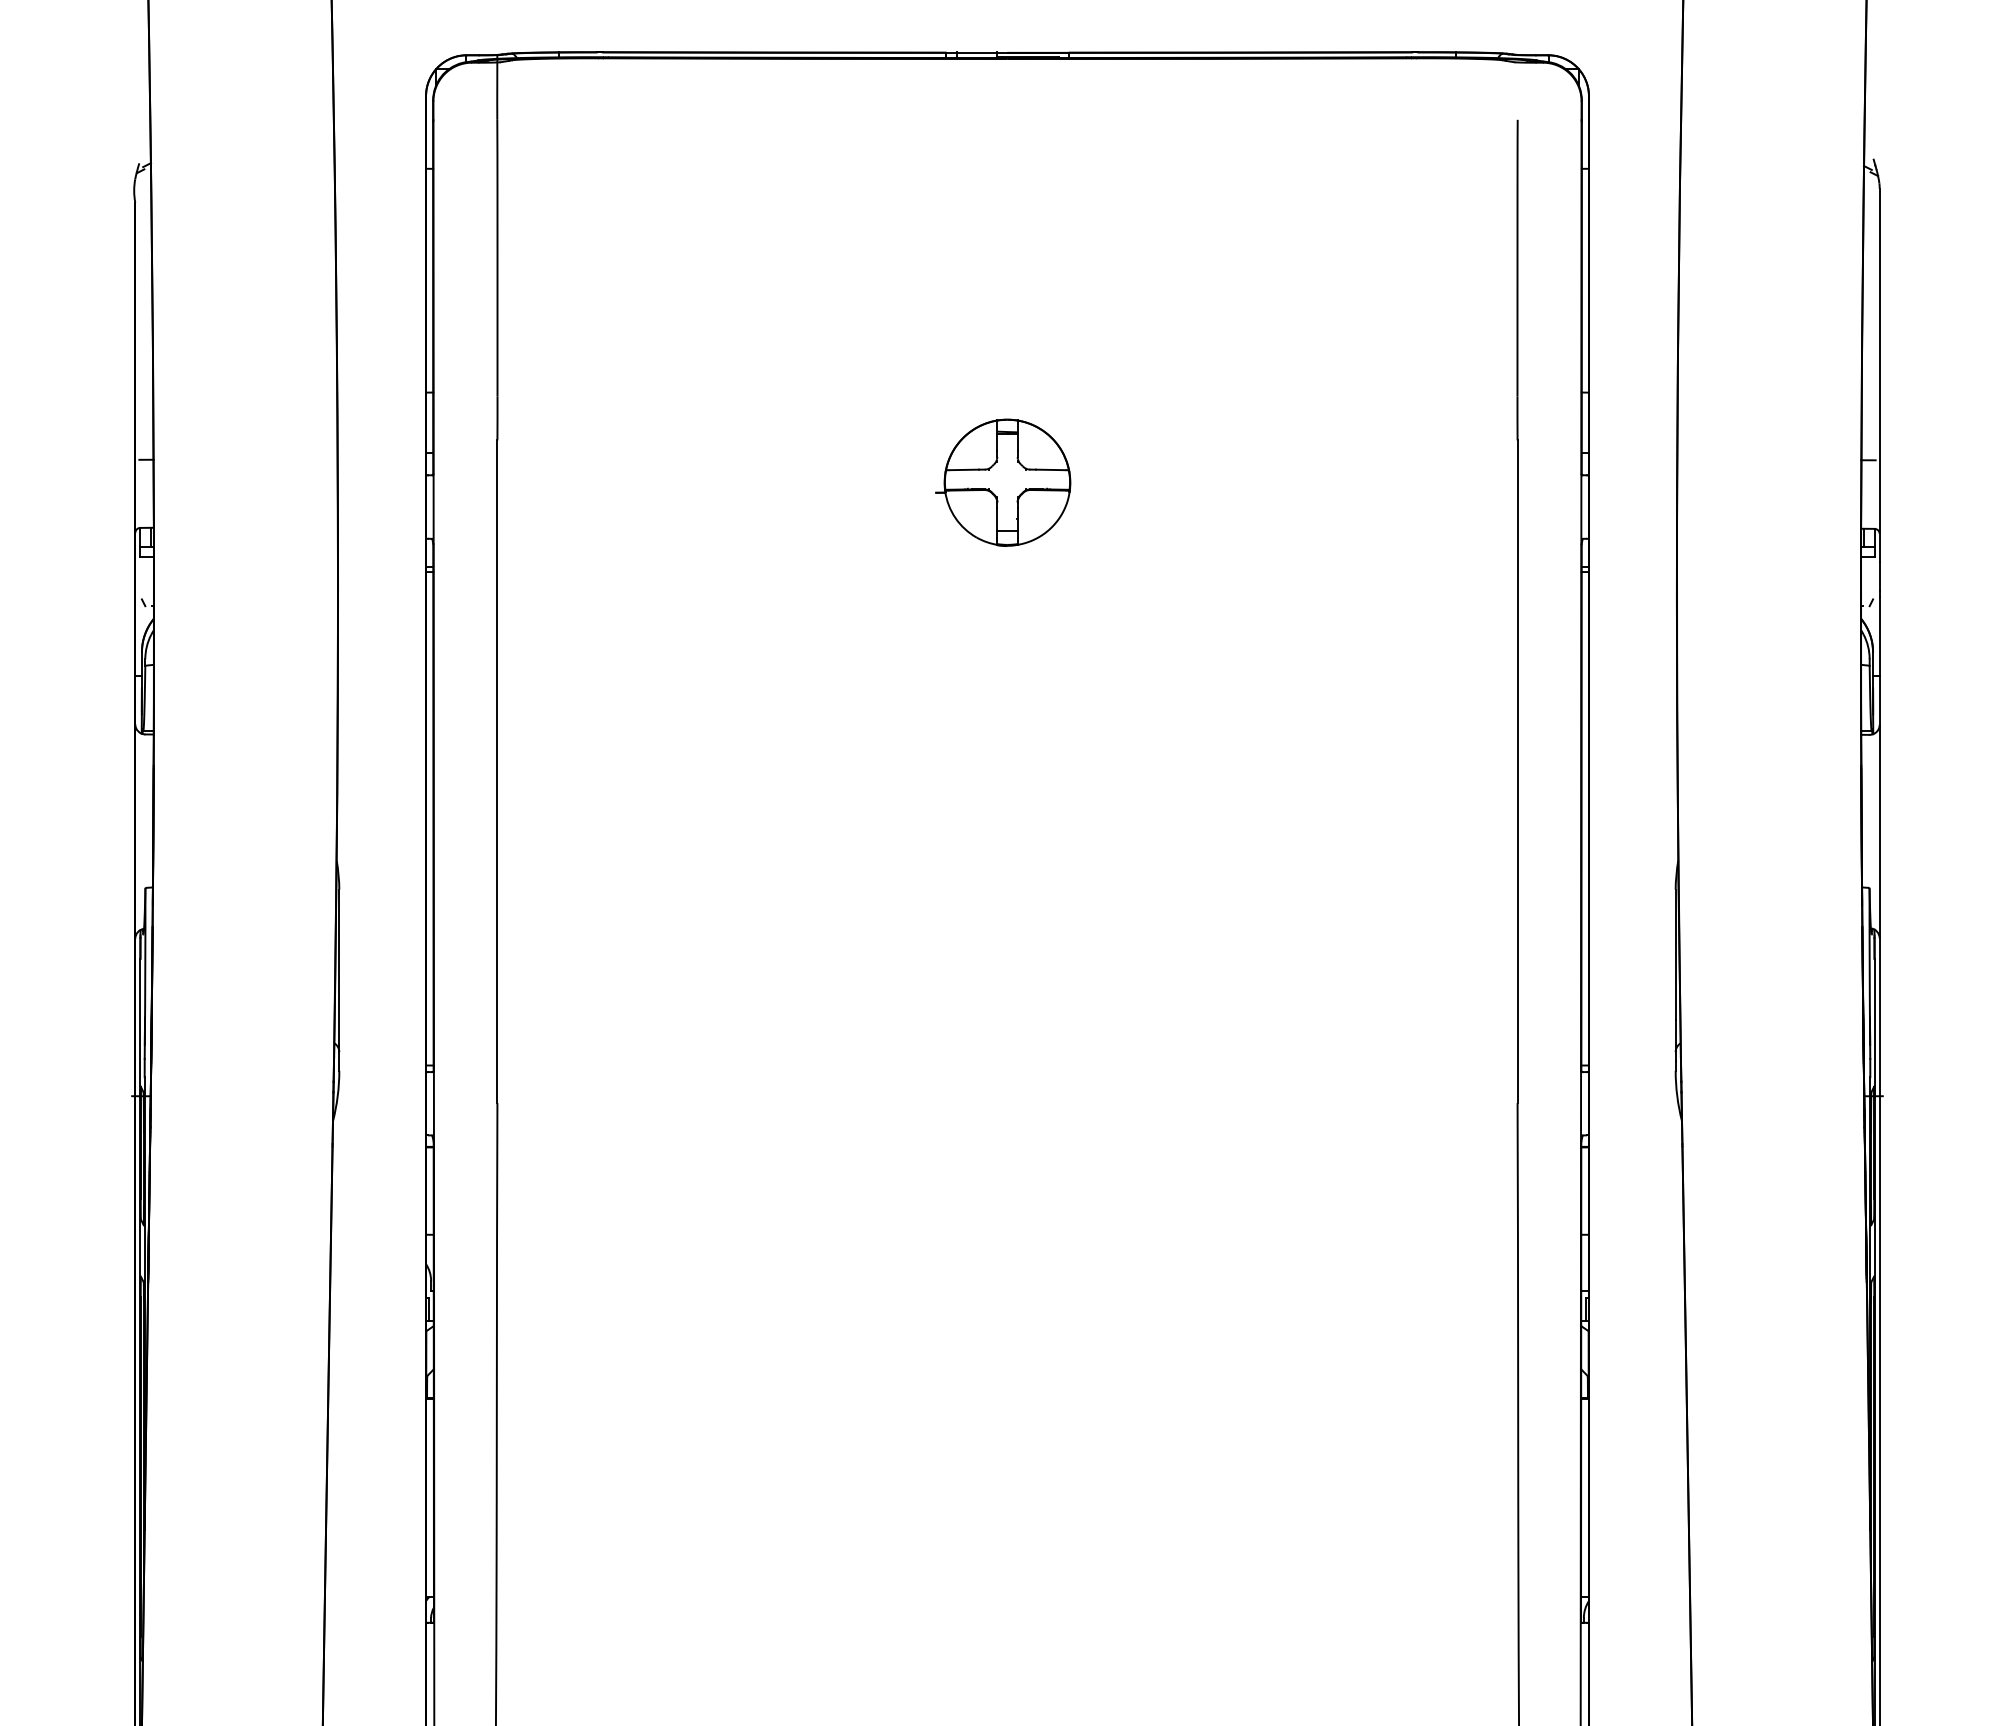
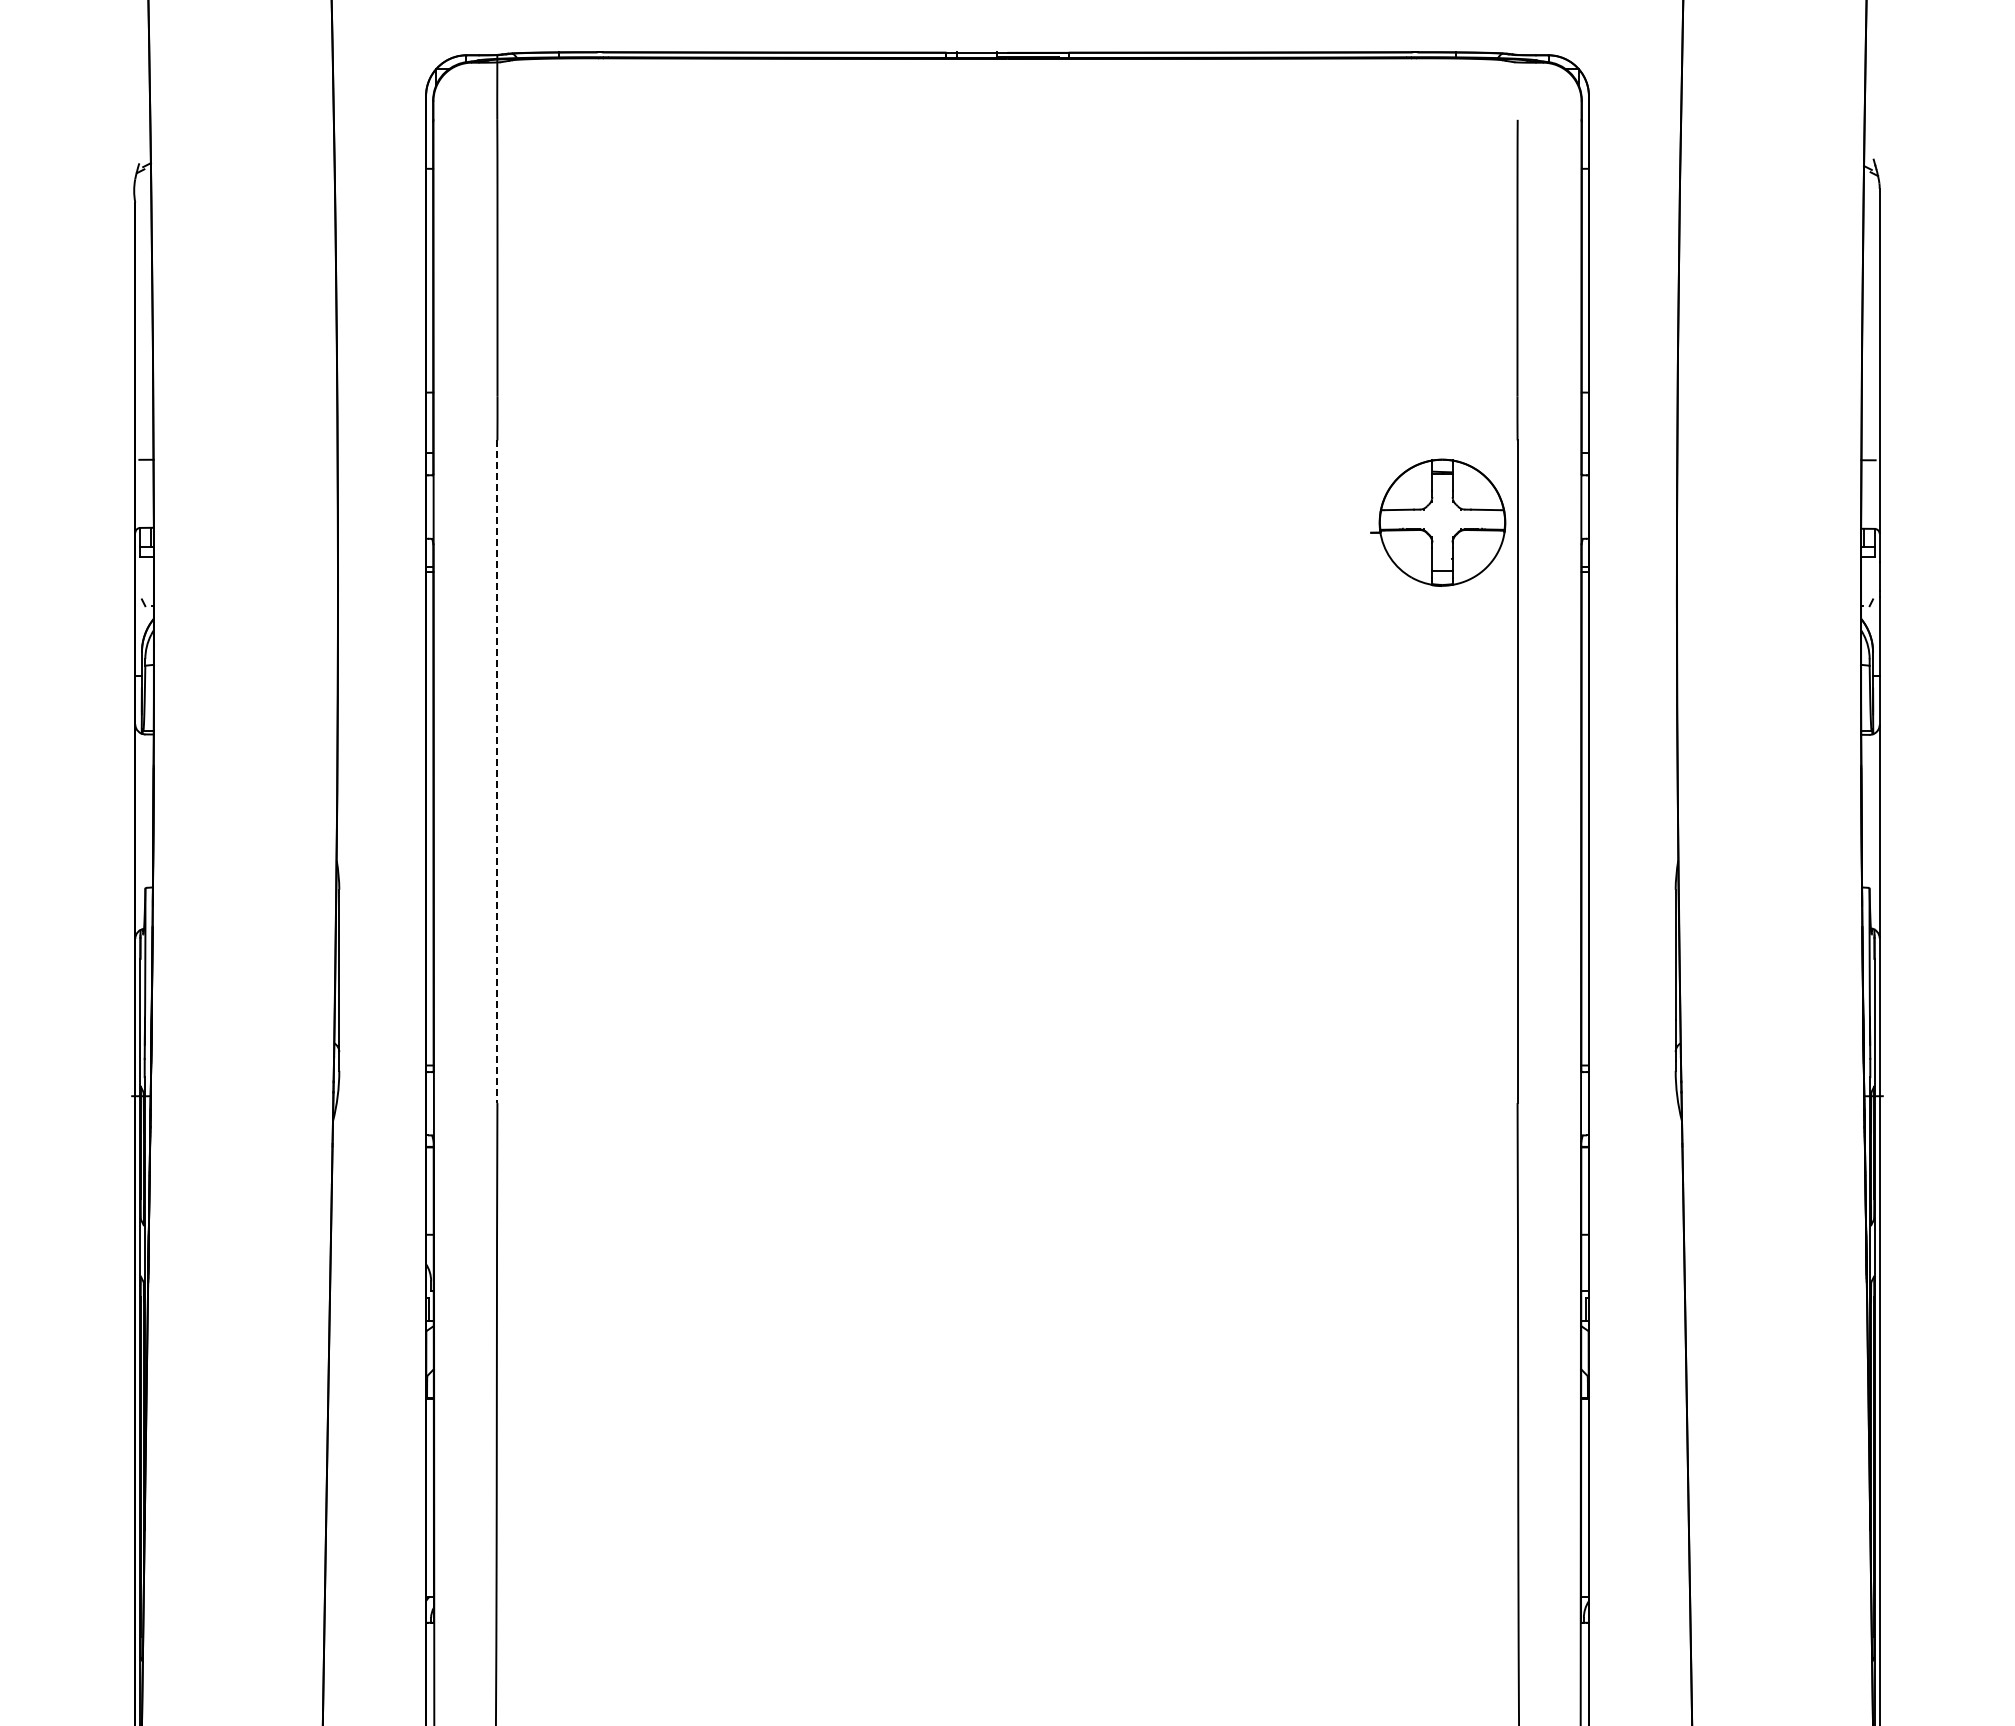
part position: (1003, 482) -> (1438, 522) (1438, 522)
line: solid -> dashed (497, 772)
